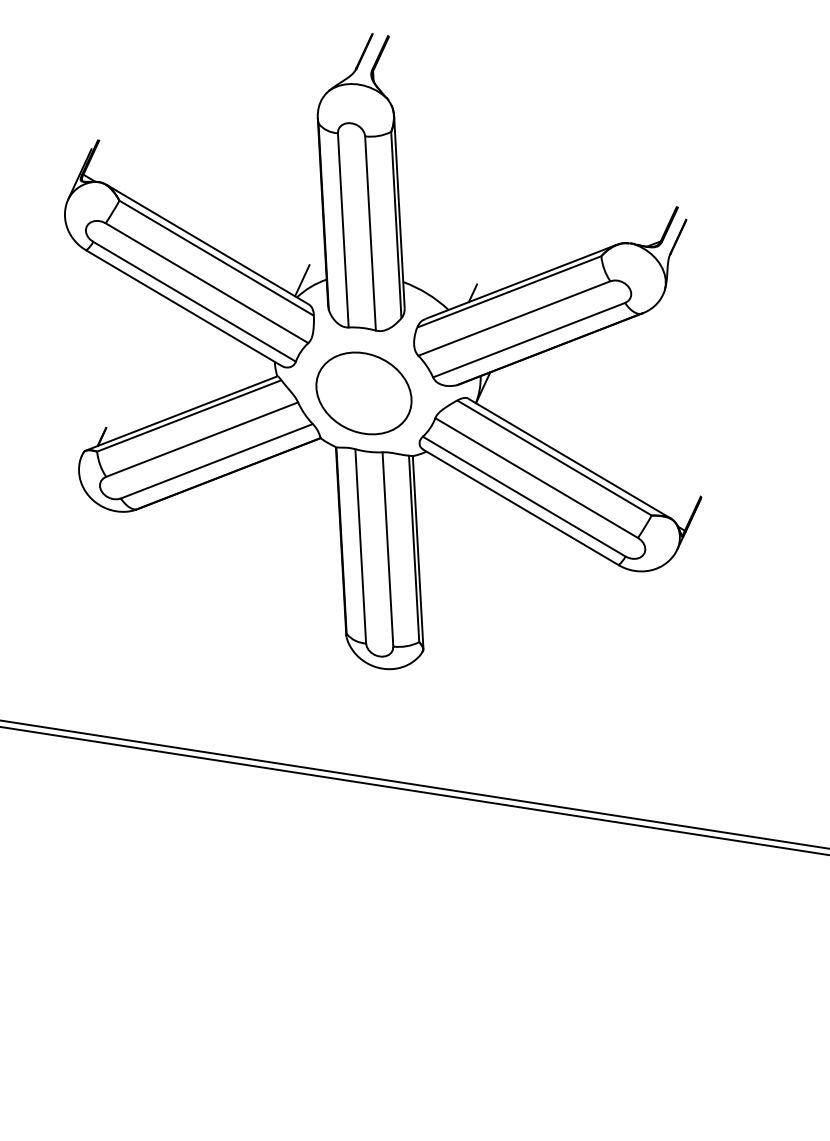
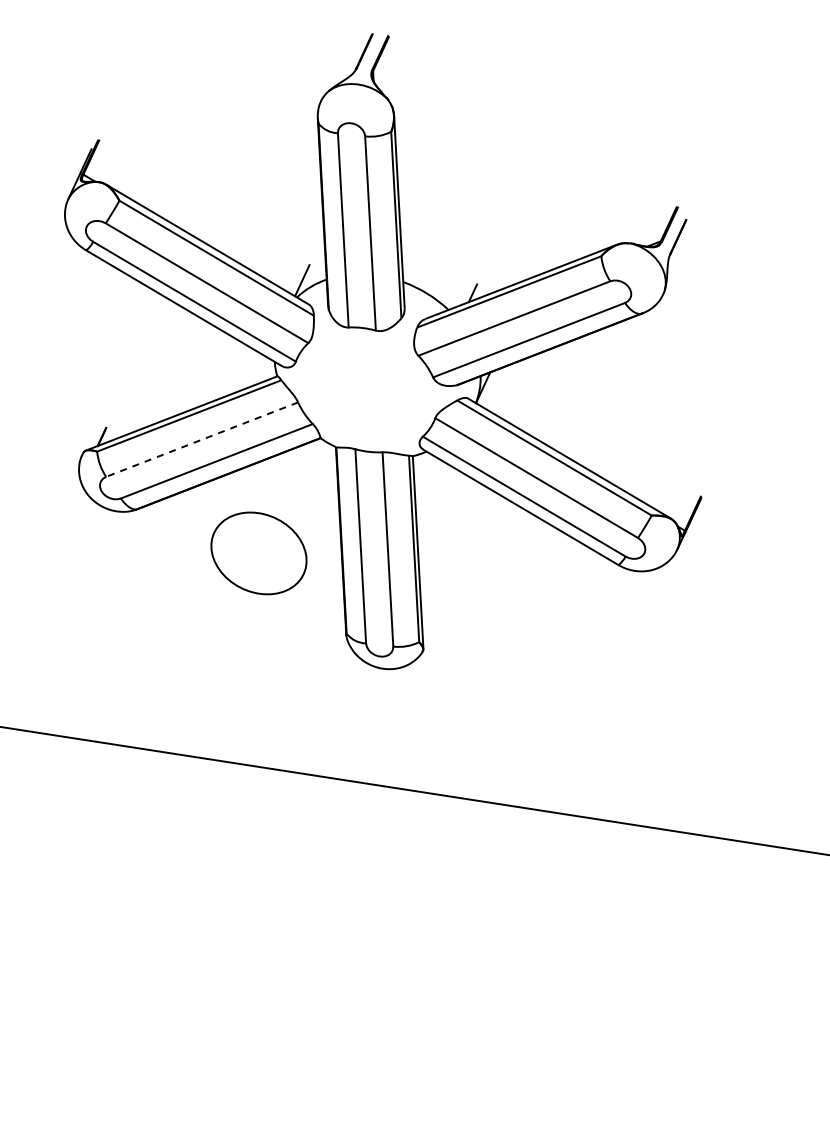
part position: (363, 393) -> (258, 553) (258, 553)
line: solid -> dashed (202, 439)
line: present -> none (414, 784)
